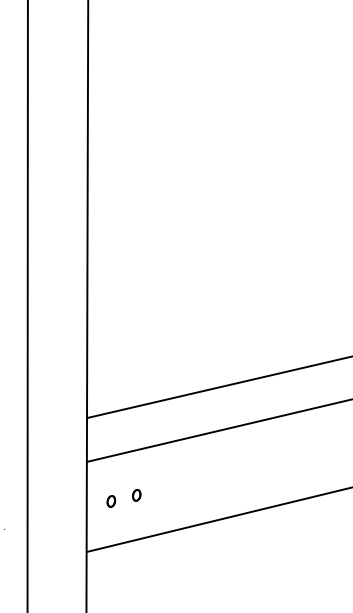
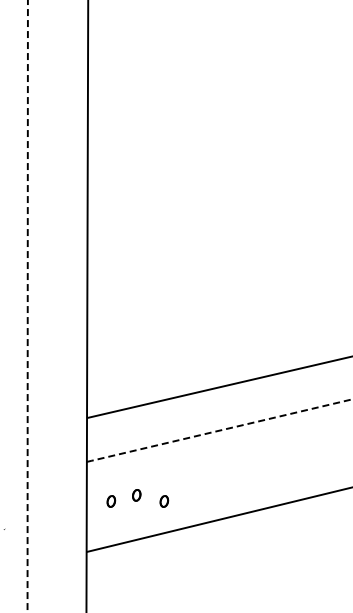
line: solid -> dashed (27, 306)
line: solid -> dashed (219, 430)
part: none -> present (164, 501)
